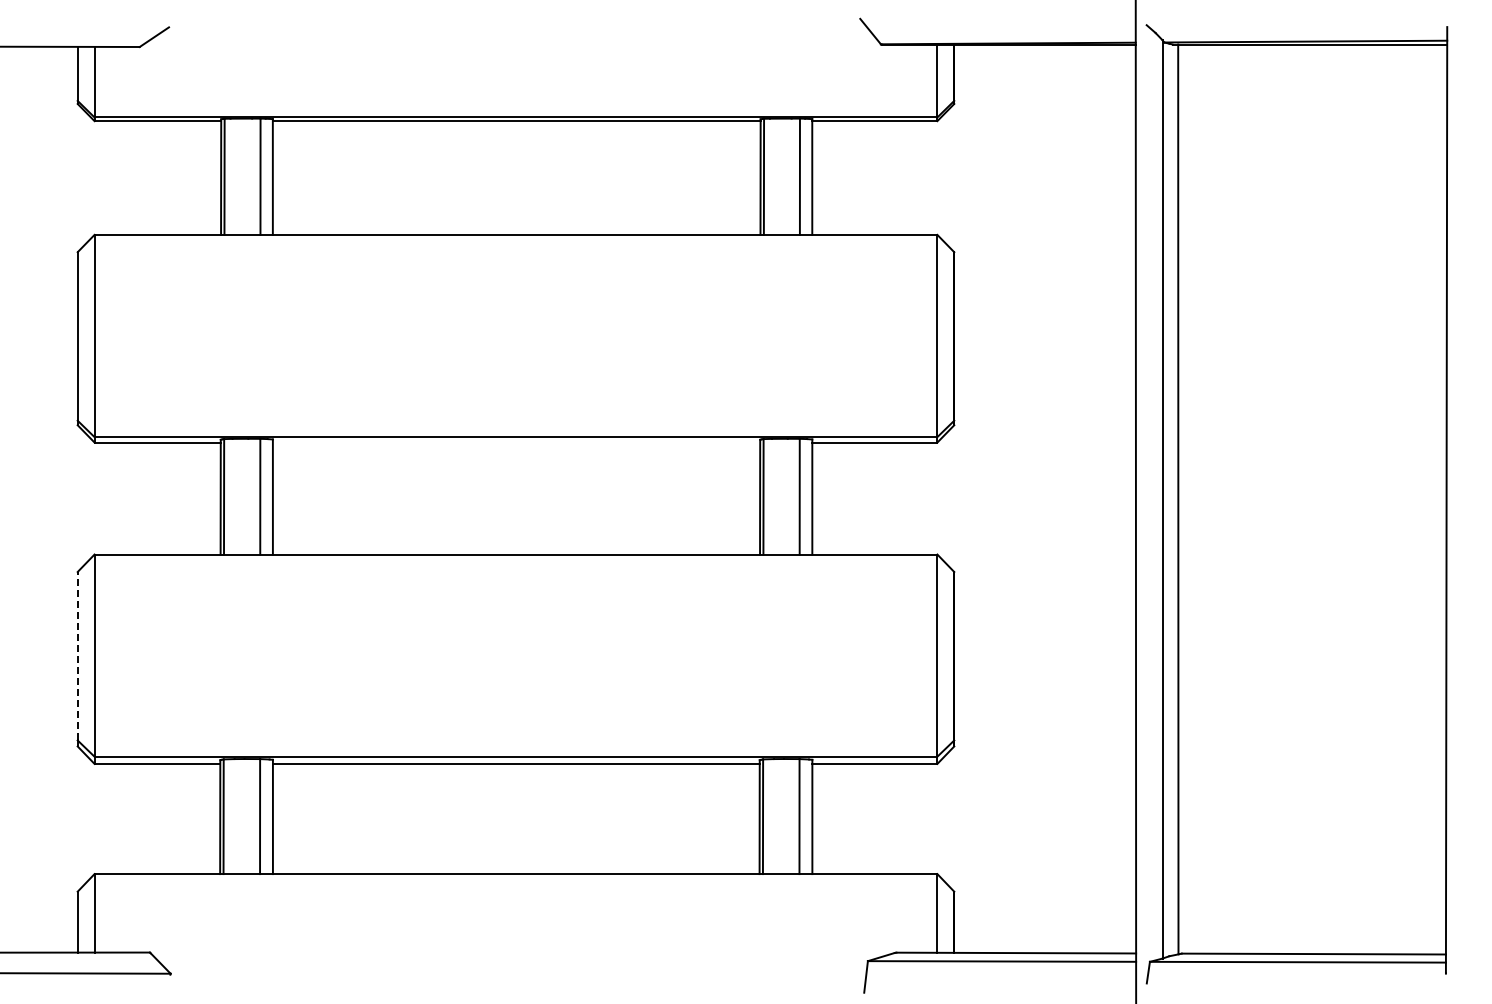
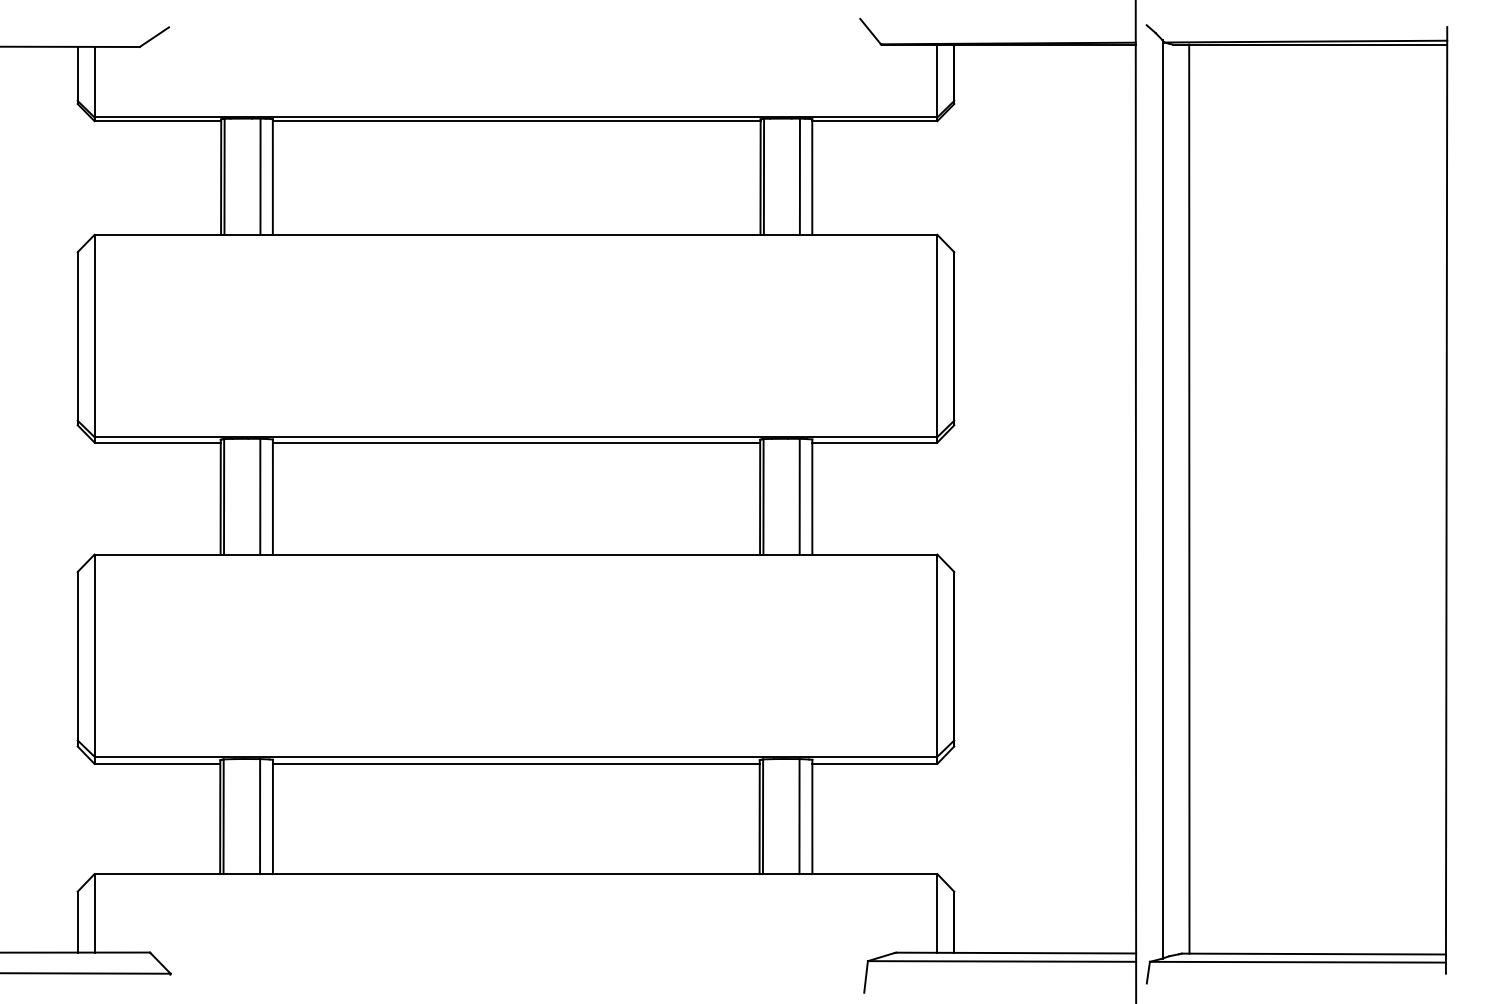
line: none -> present (516, 442)
line position: (1178, 498) -> (1189, 498) (1189, 498)
line: dashed -> solid (77, 655)
